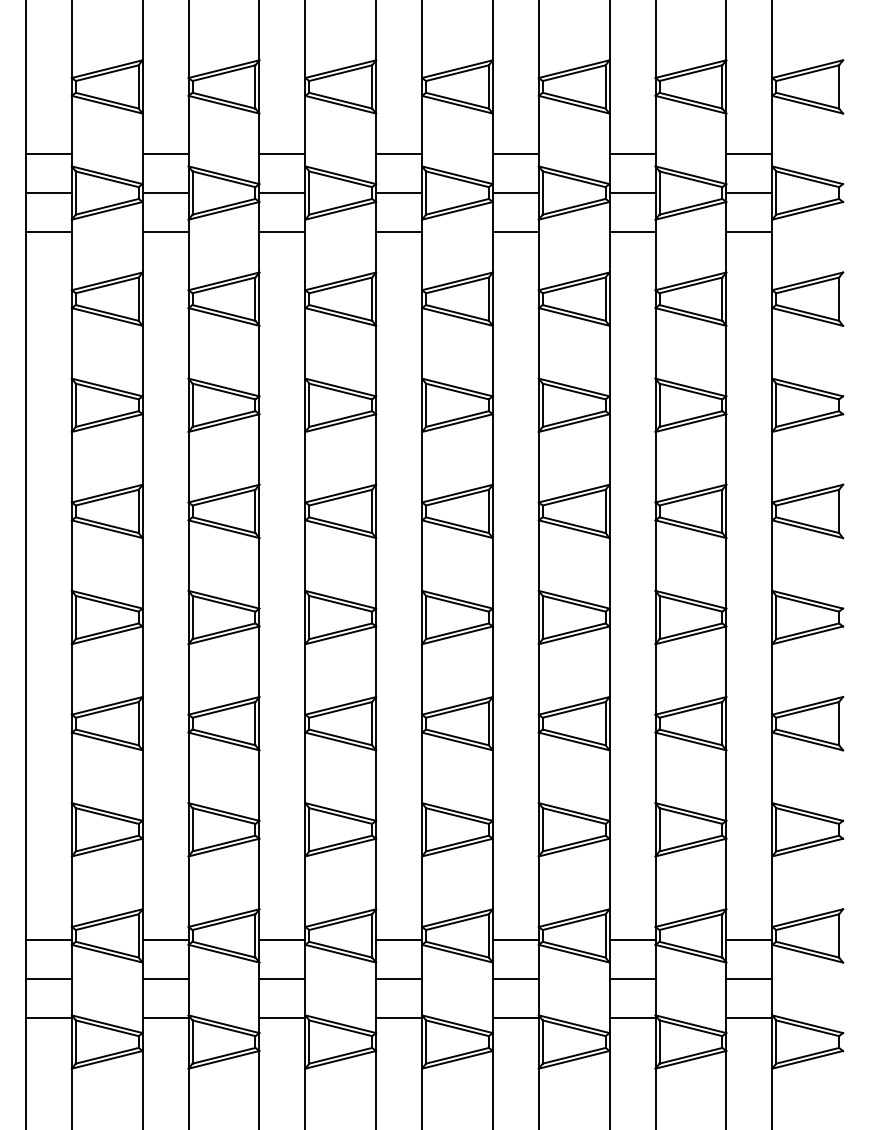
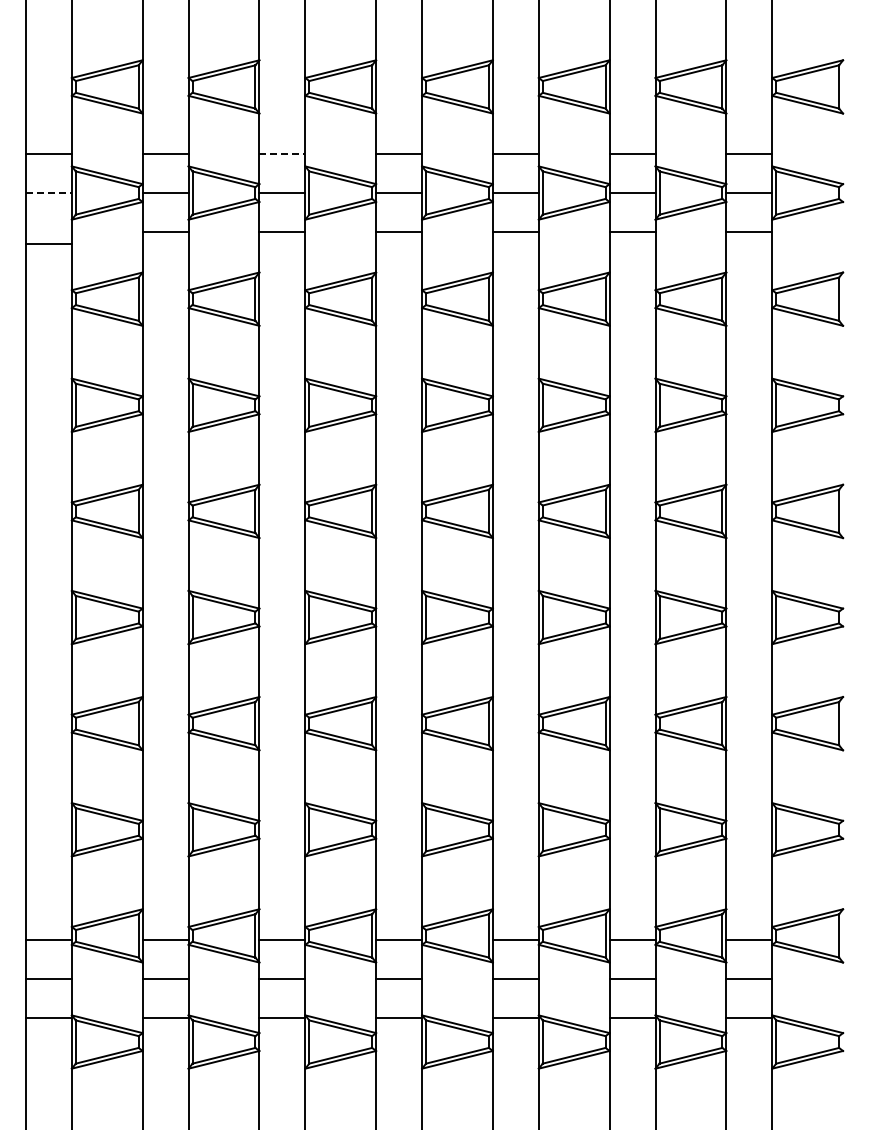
line: solid -> dashed (282, 154)
line: solid -> dashed (48, 193)
line position: (48, 231) -> (48, 243) (48, 243)
